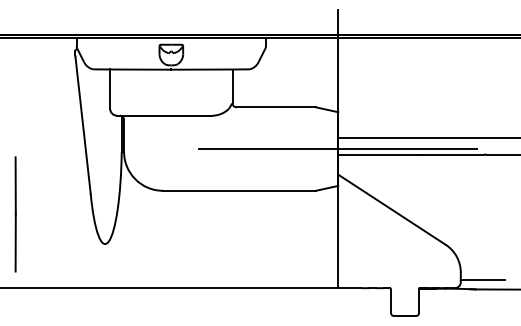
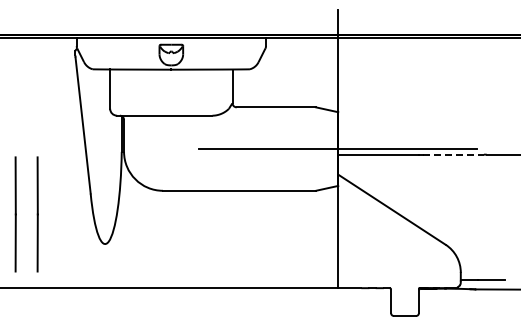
line: present -> none (427, 137)
line: solid -> dashed (454, 154)
line: none -> present (37, 214)
